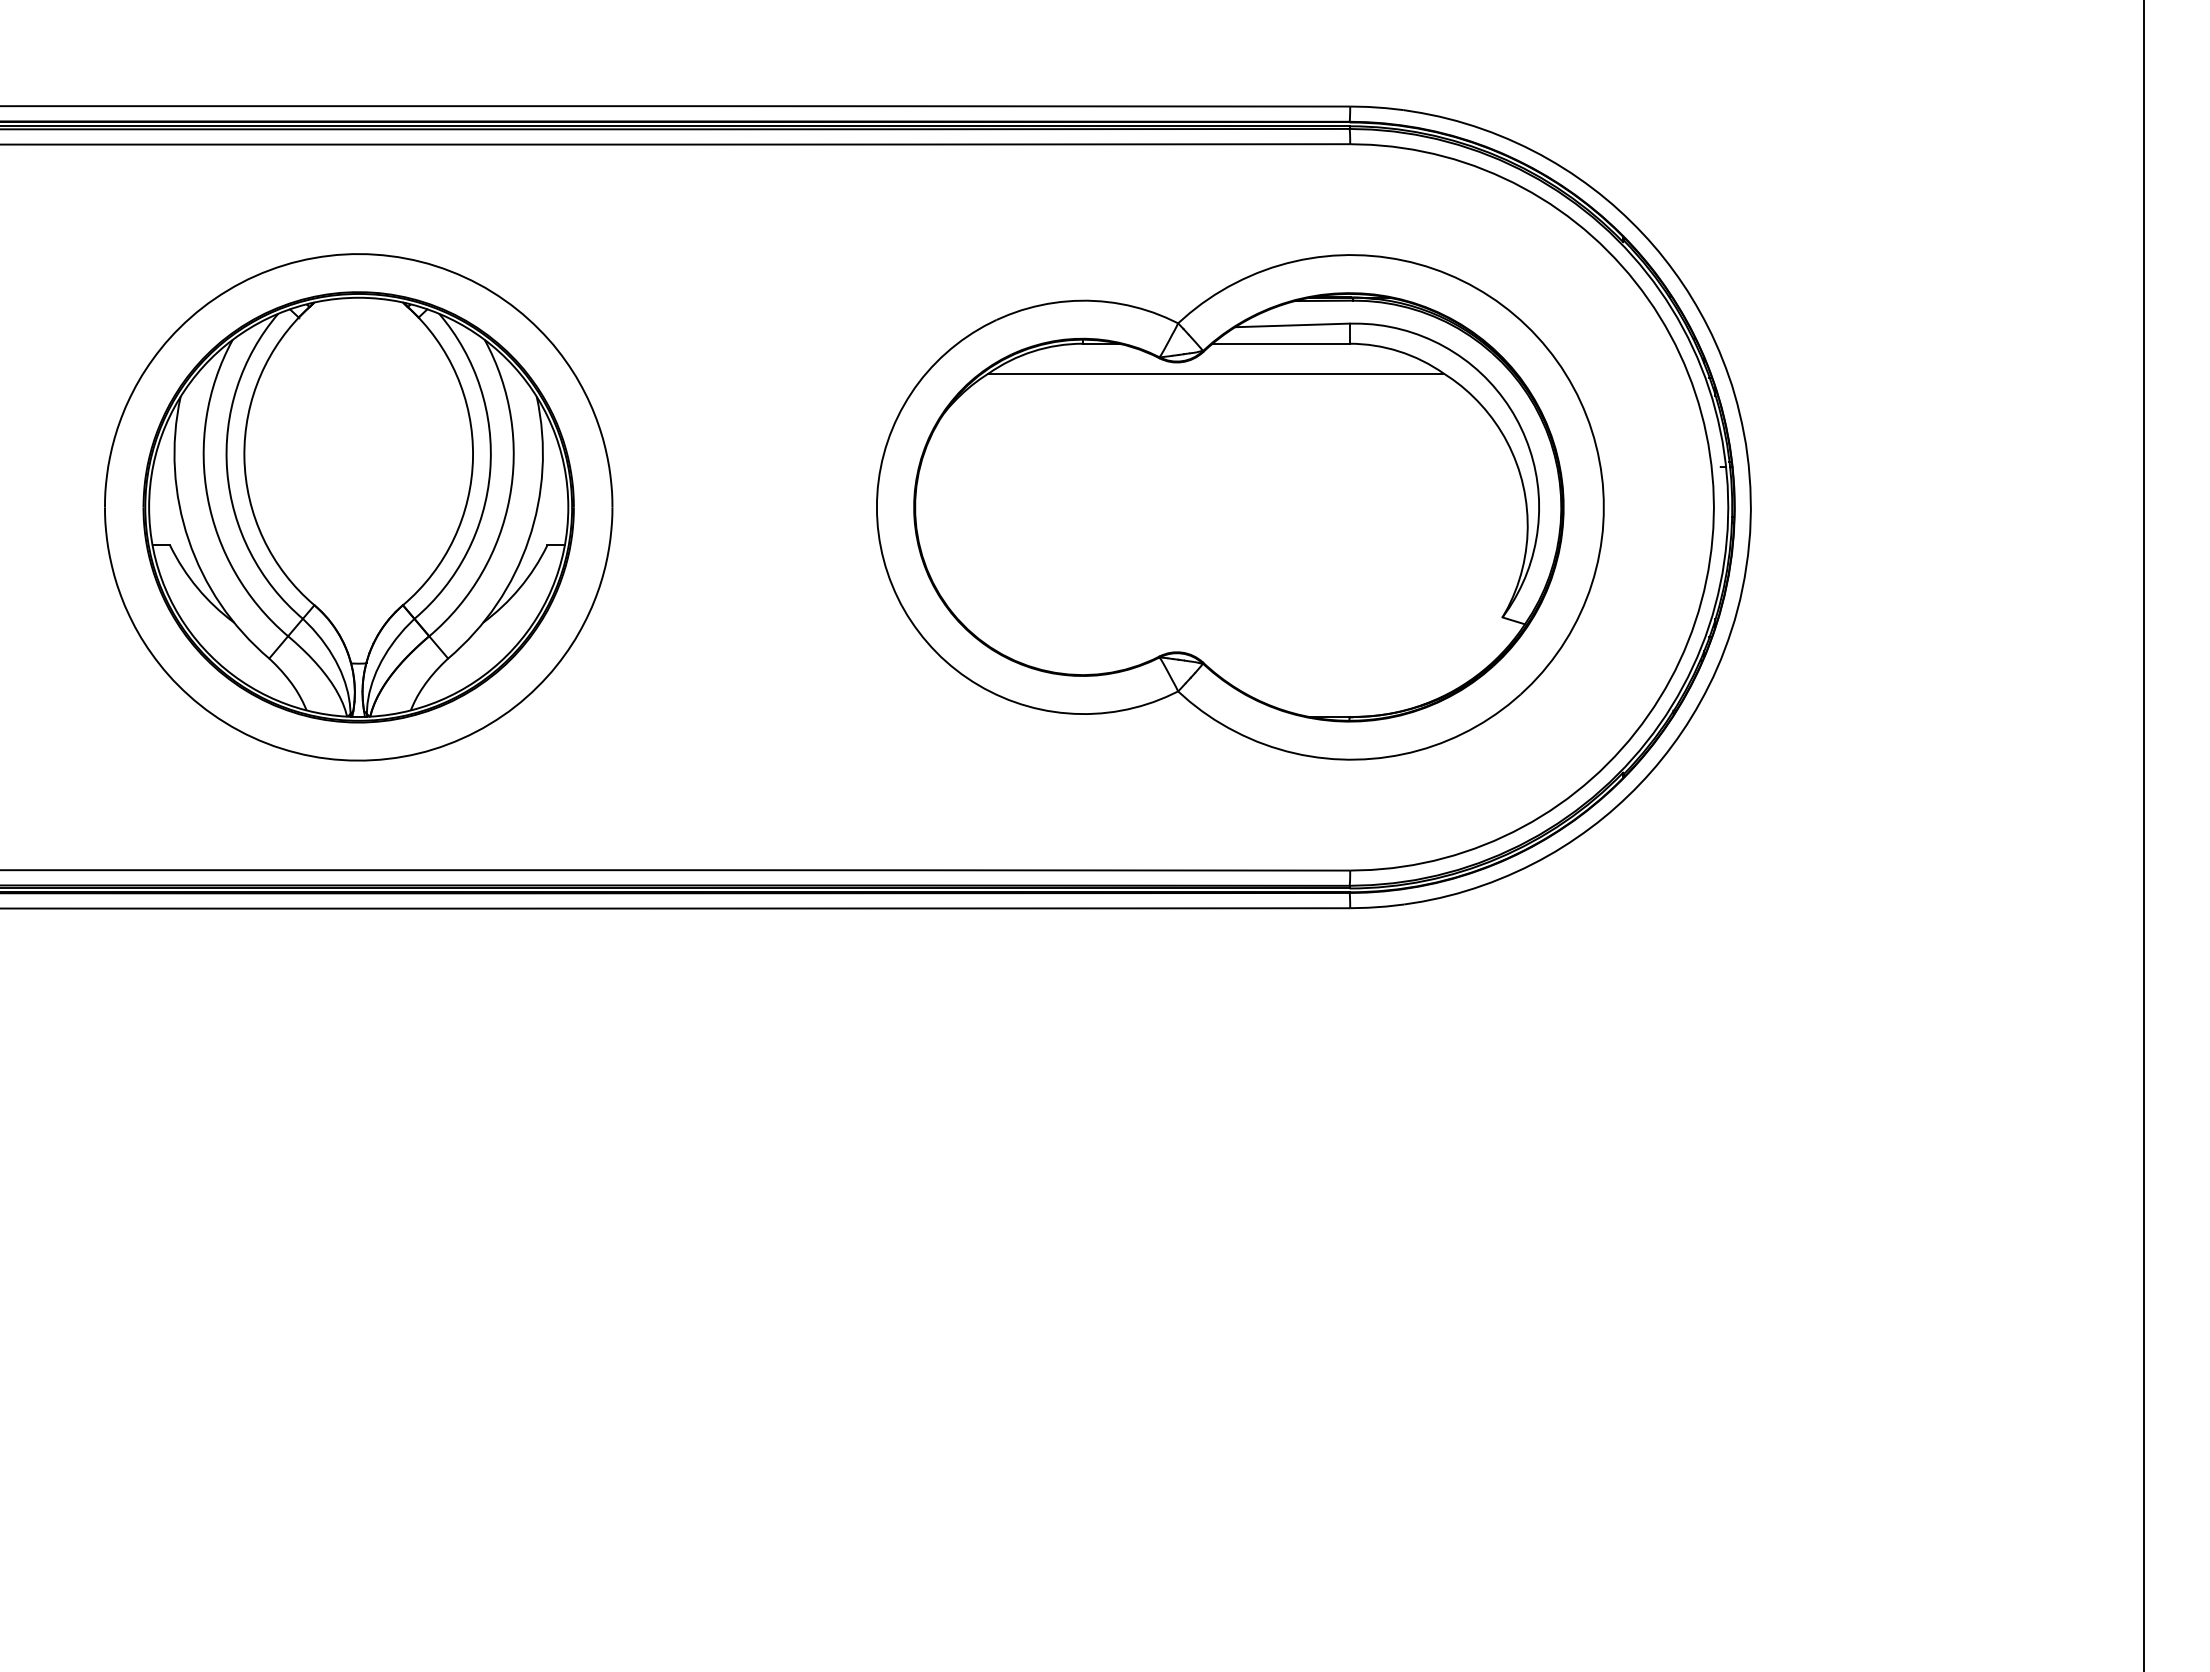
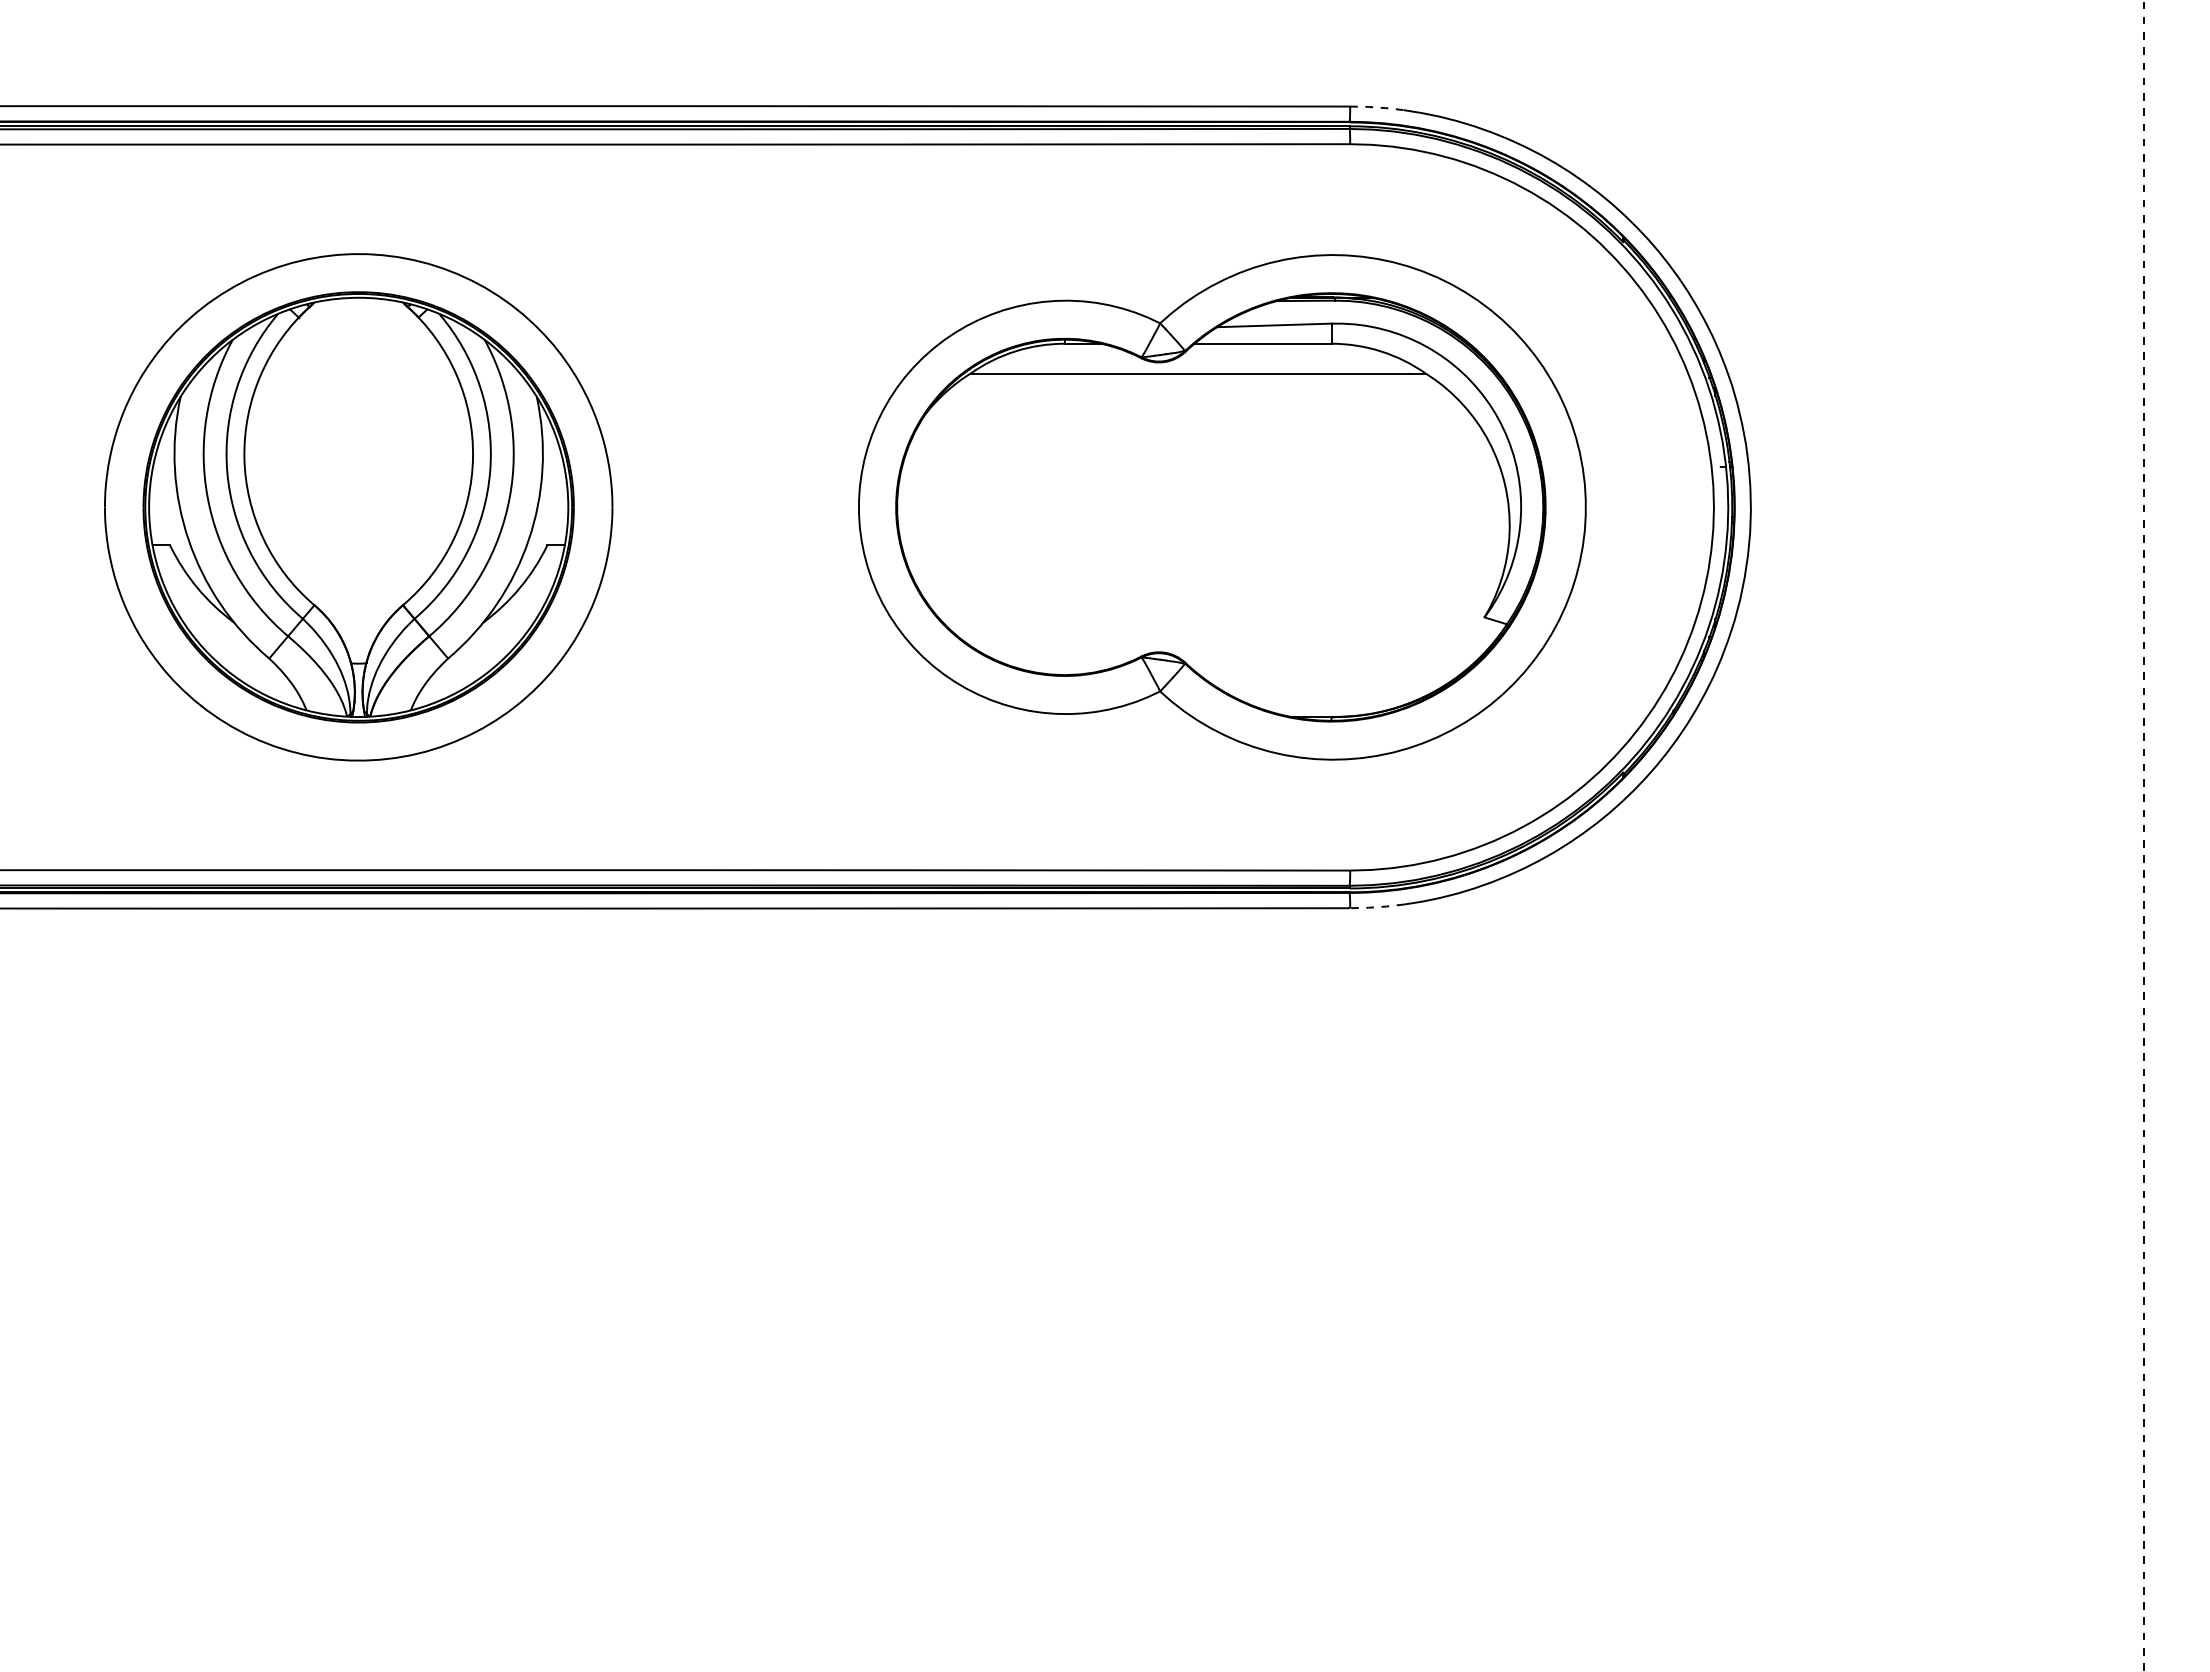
line: solid -> dashed (1377, 107)
part position: (1240, 507) -> (1222, 507) (1222, 507)
line: solid -> dashed (2143, 836)
line: solid -> dashed (1376, 907)
